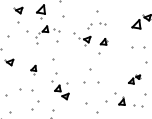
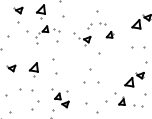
part position: (103, 41) -> (109, 34) (109, 34)
part position: (9, 62) -> (11, 68) (11, 68)
part size: 8x12 px -> 11x16 px (33, 69)
part size: 14x11 px -> 21x17 px (134, 79)
part position: (60, 90) -> (60, 98) (60, 98)
